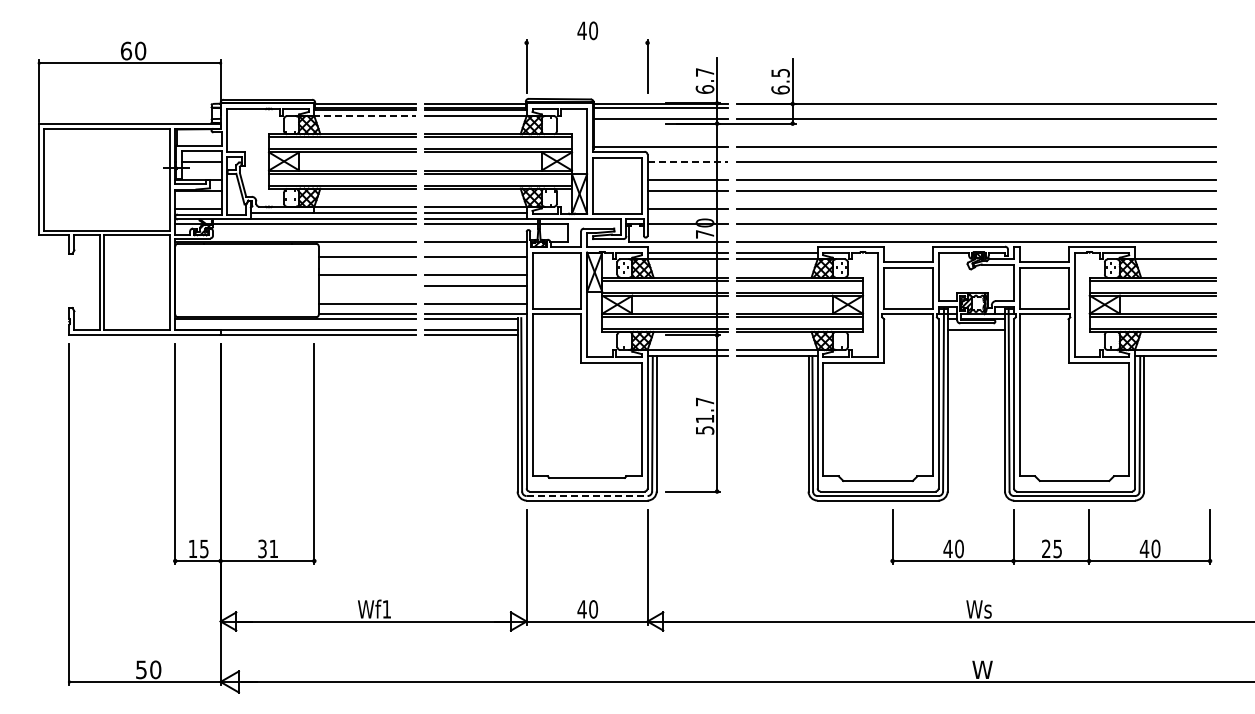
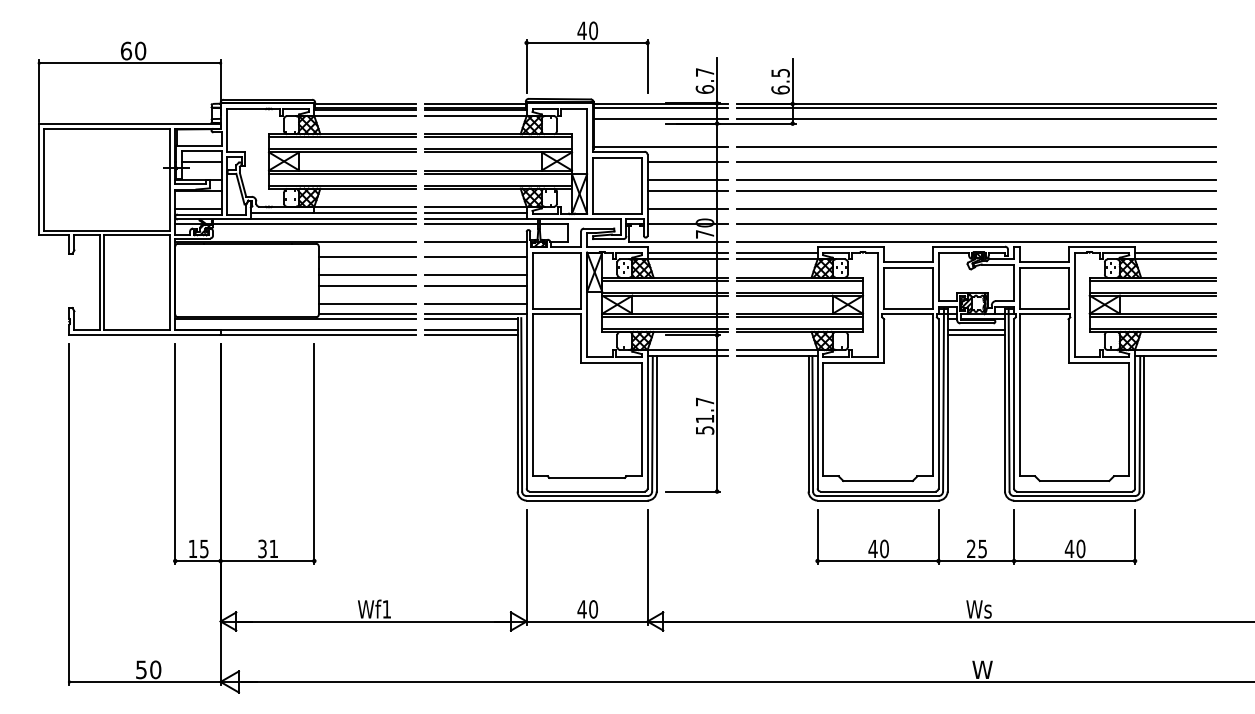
line: none -> present (586, 42)
line: none -> present (976, 108)
line: dashed -> solid (364, 116)
line: dashed -> solid (688, 162)
line: none -> present (1175, 253)
line: none -> present (366, 285)
line: none -> present (976, 335)
line: dashed -> solid (587, 496)
part position: (1051, 536) -> (976, 536) (976, 536)
